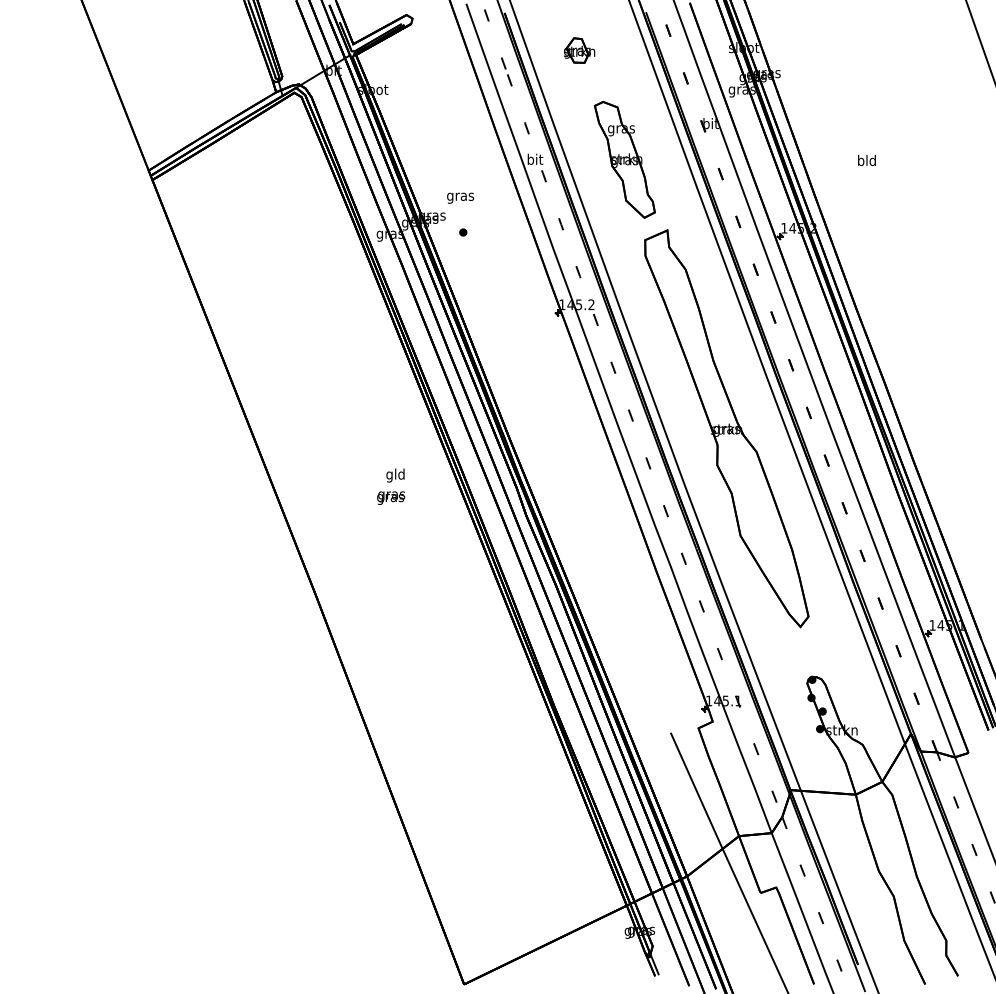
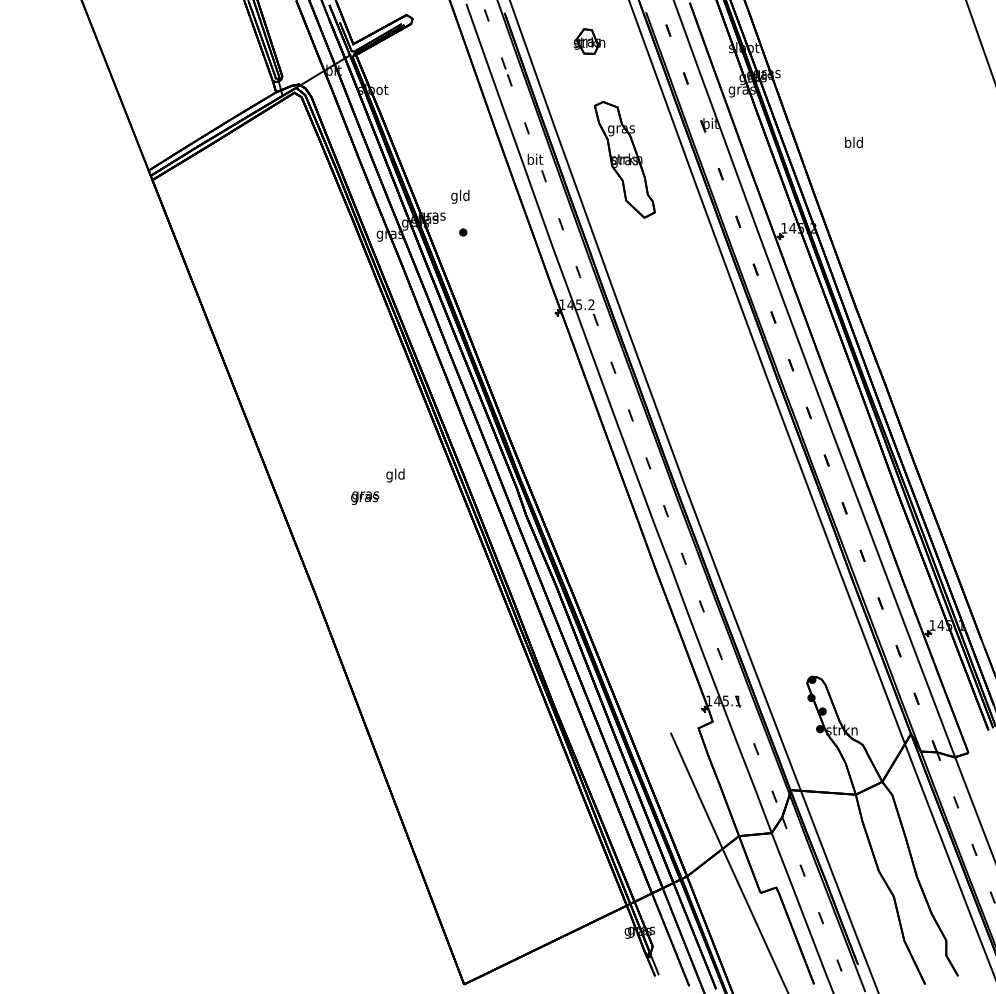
part position: (579, 50) -> (589, 41) (589, 41)
text position: (866, 159) -> (853, 141) (853, 141)
text: gras -> gld (460, 196)
part: present -> none (726, 428)
text position: (391, 497) -> (365, 497) (365, 497)
